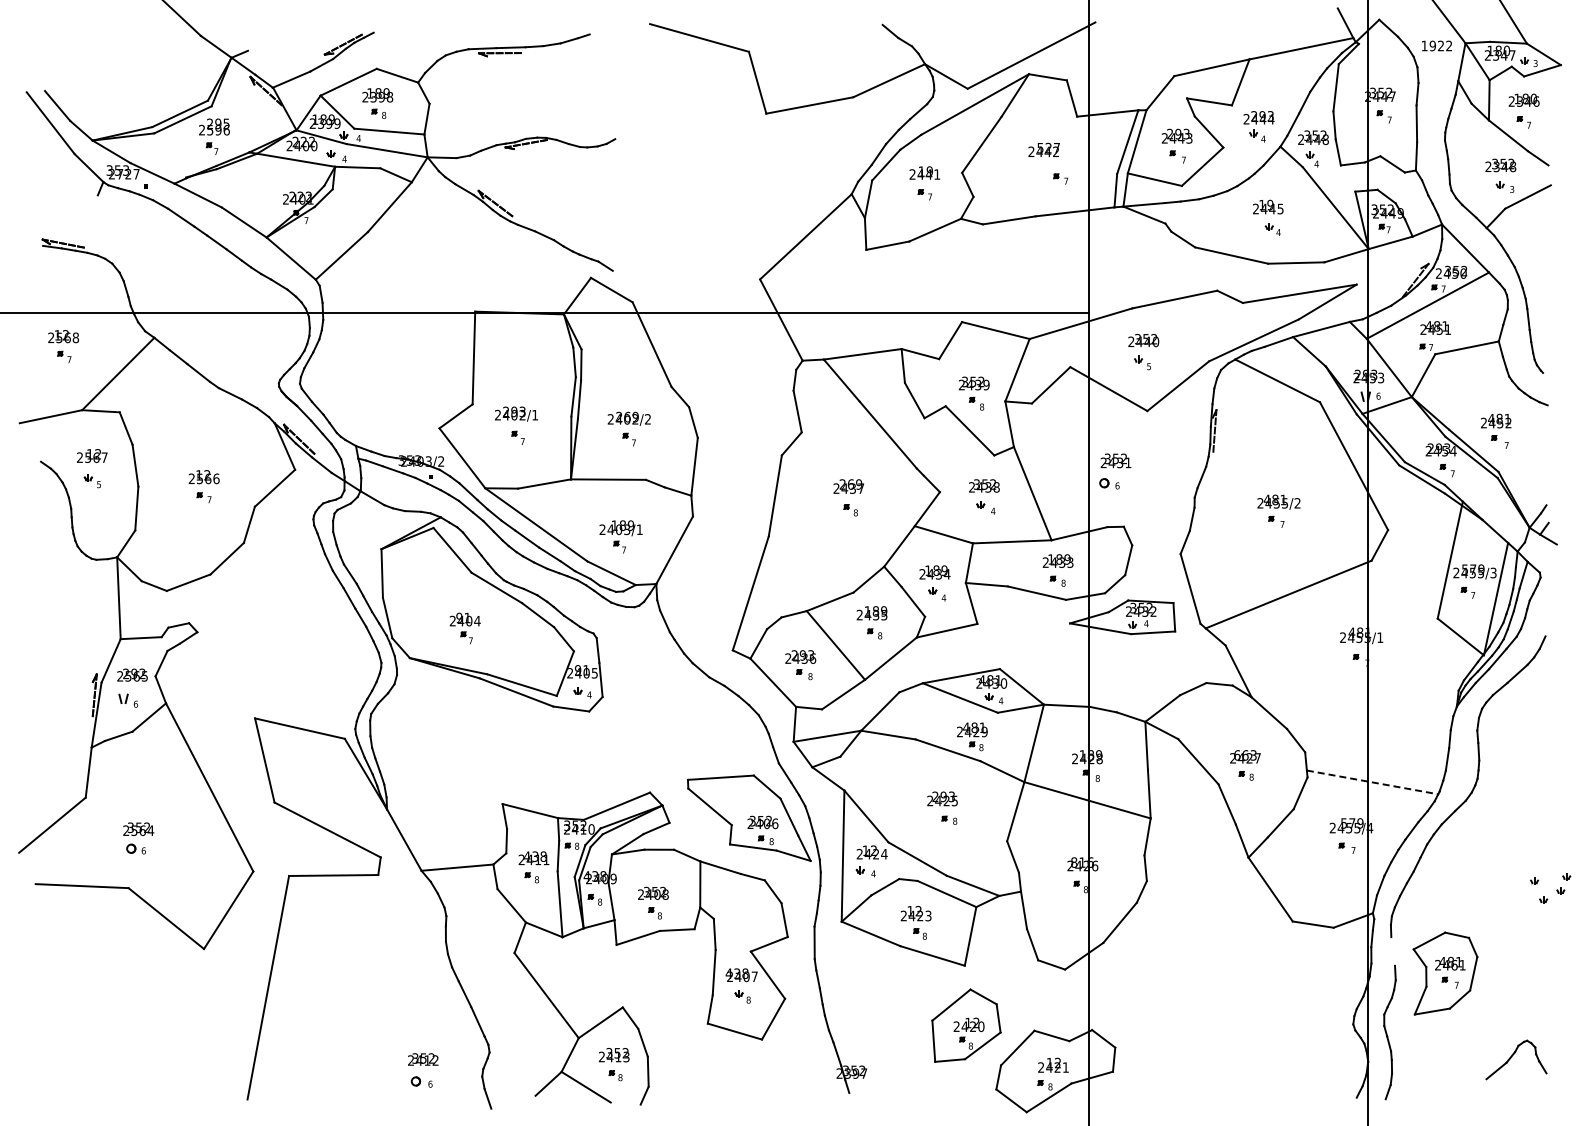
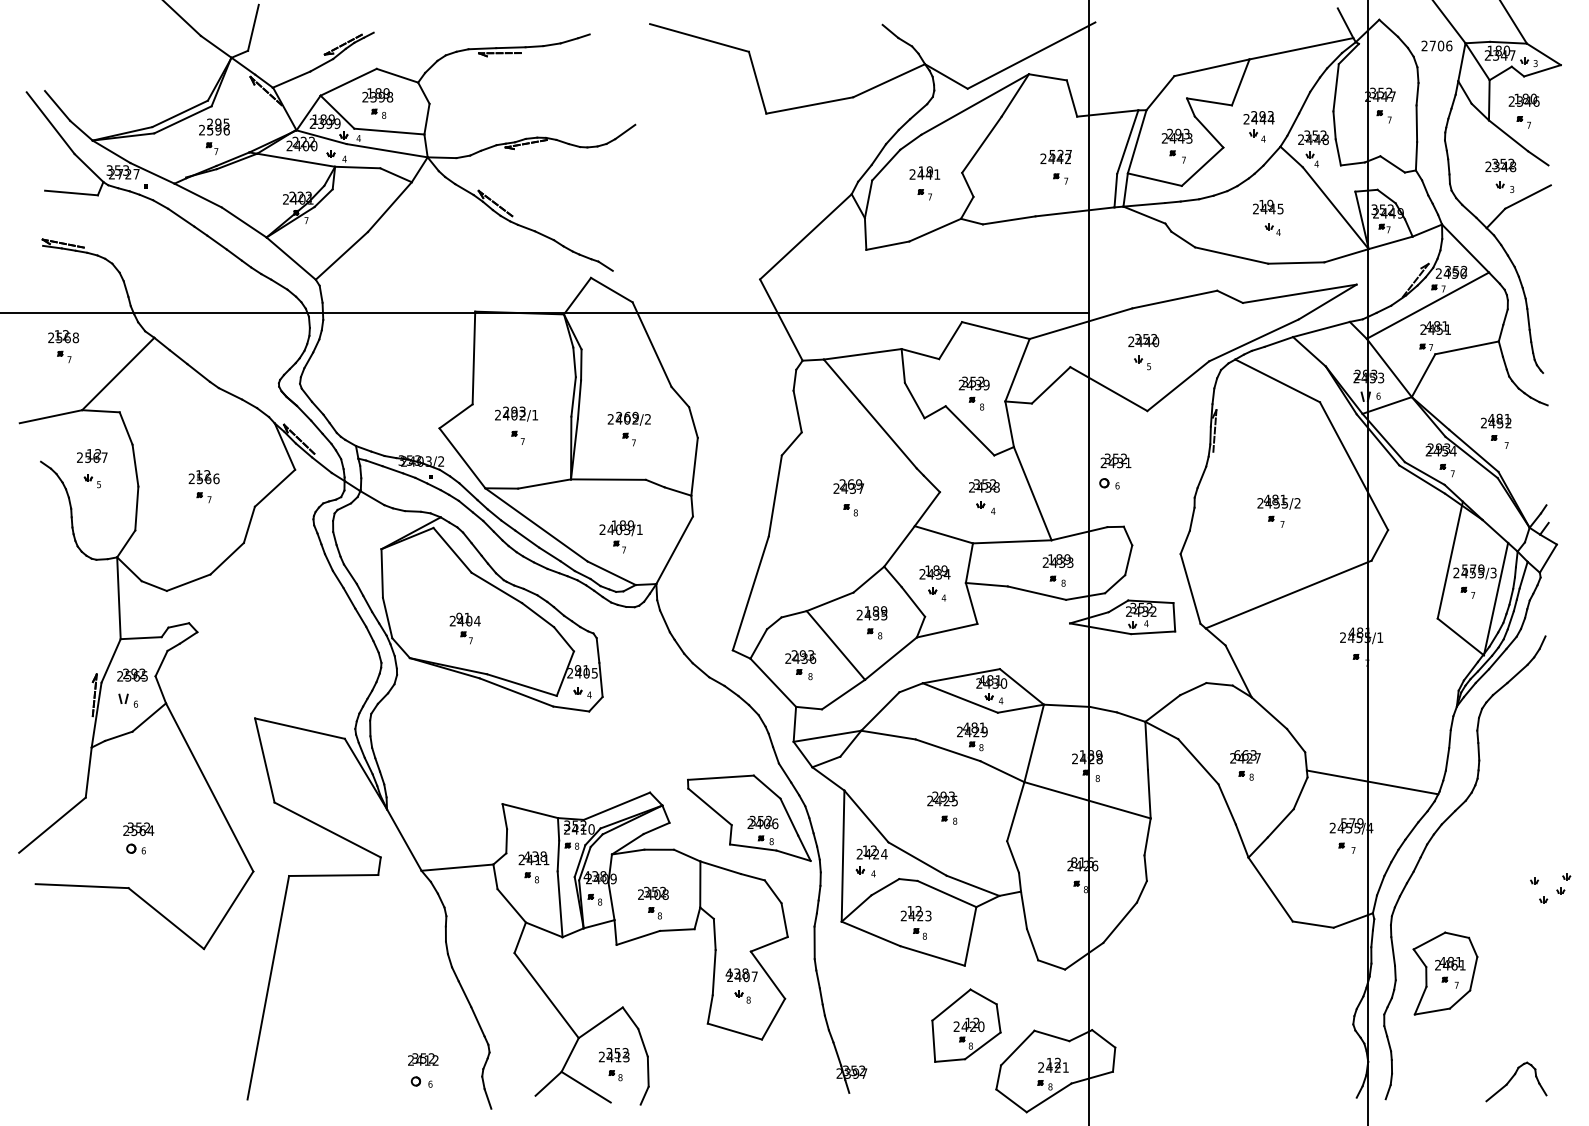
line: none -> present (253, 27)
text: 1922 -> 2706 (1436, 45)
line: none -> present (625, 131)
text position: (1043, 149) -> (1055, 156) (1055, 156)
line: none -> present (71, 192)
line: none -> present (1547, 558)
line: dashed -> solid (1372, 782)
line: none -> present (1393, 951)
part position: (1516, 1059) -> (1516, 1081) (1516, 1081)
